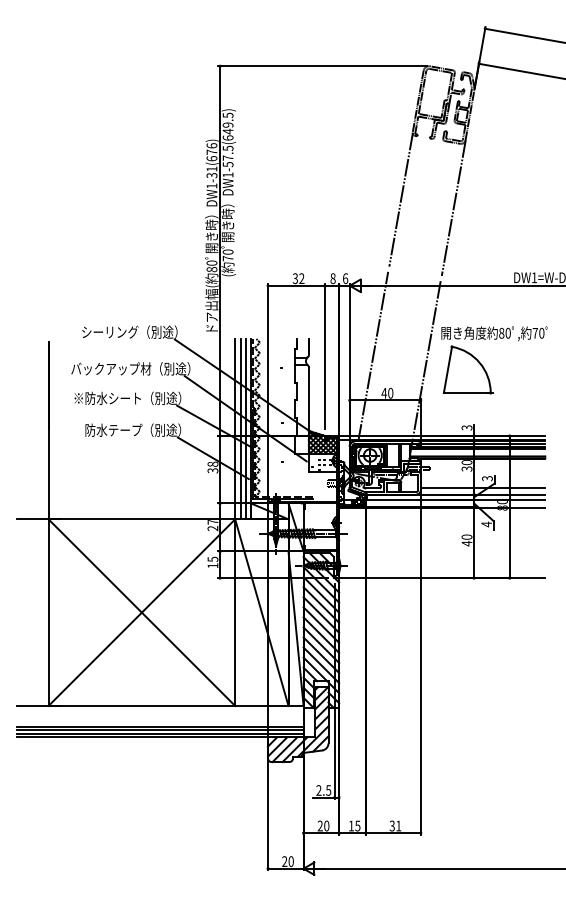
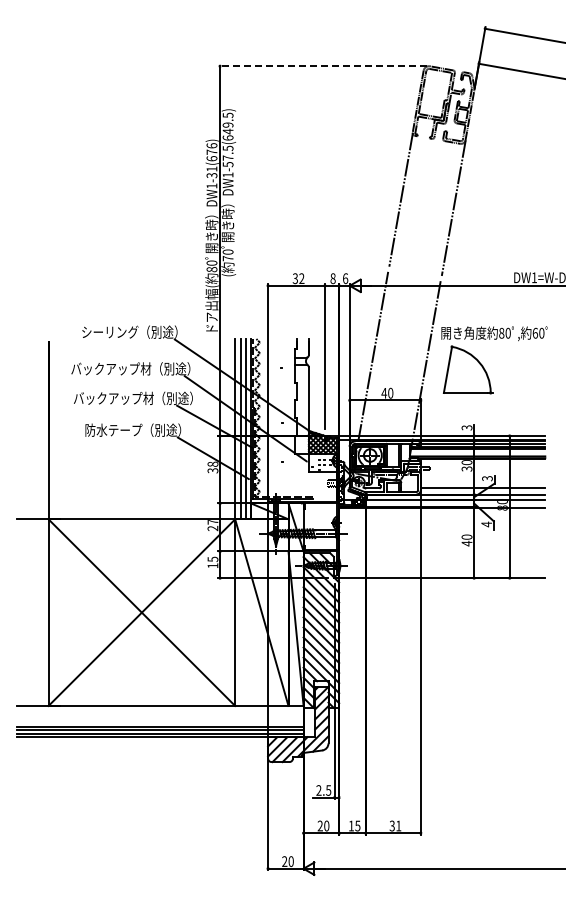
line: solid -> dashed (322, 66)
text: 70 -> 60 (535, 332)
text: ※防水シート（別途） -> バックアップ材（別途） (133, 398)
